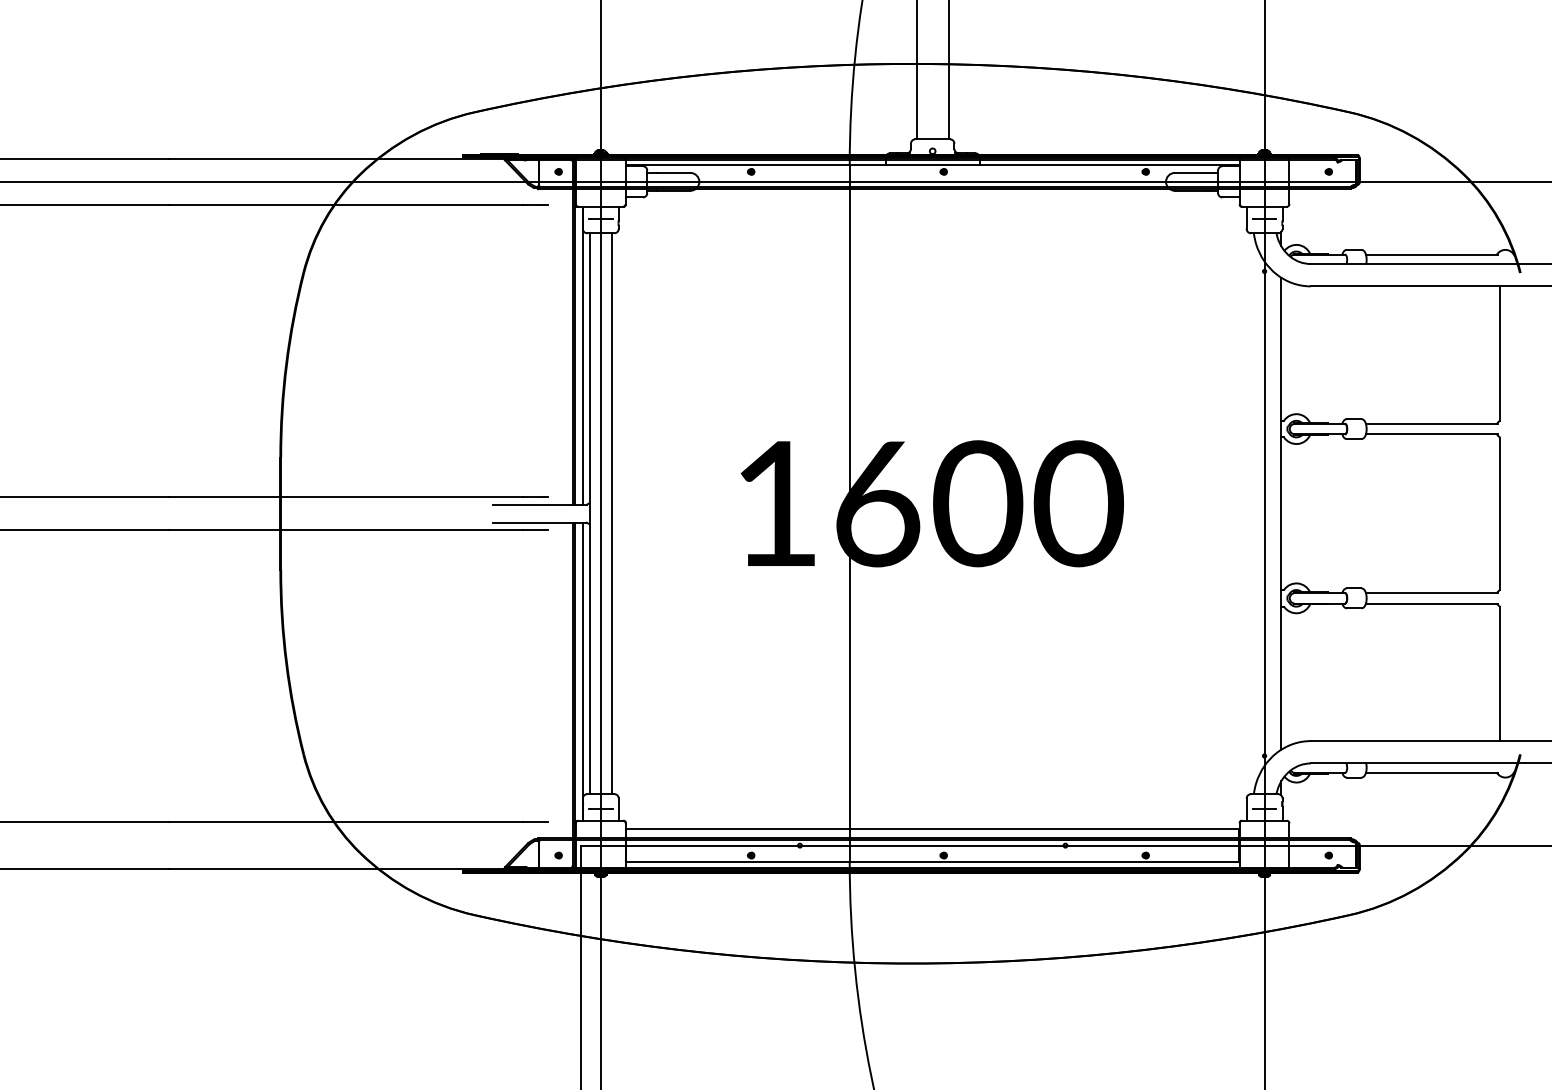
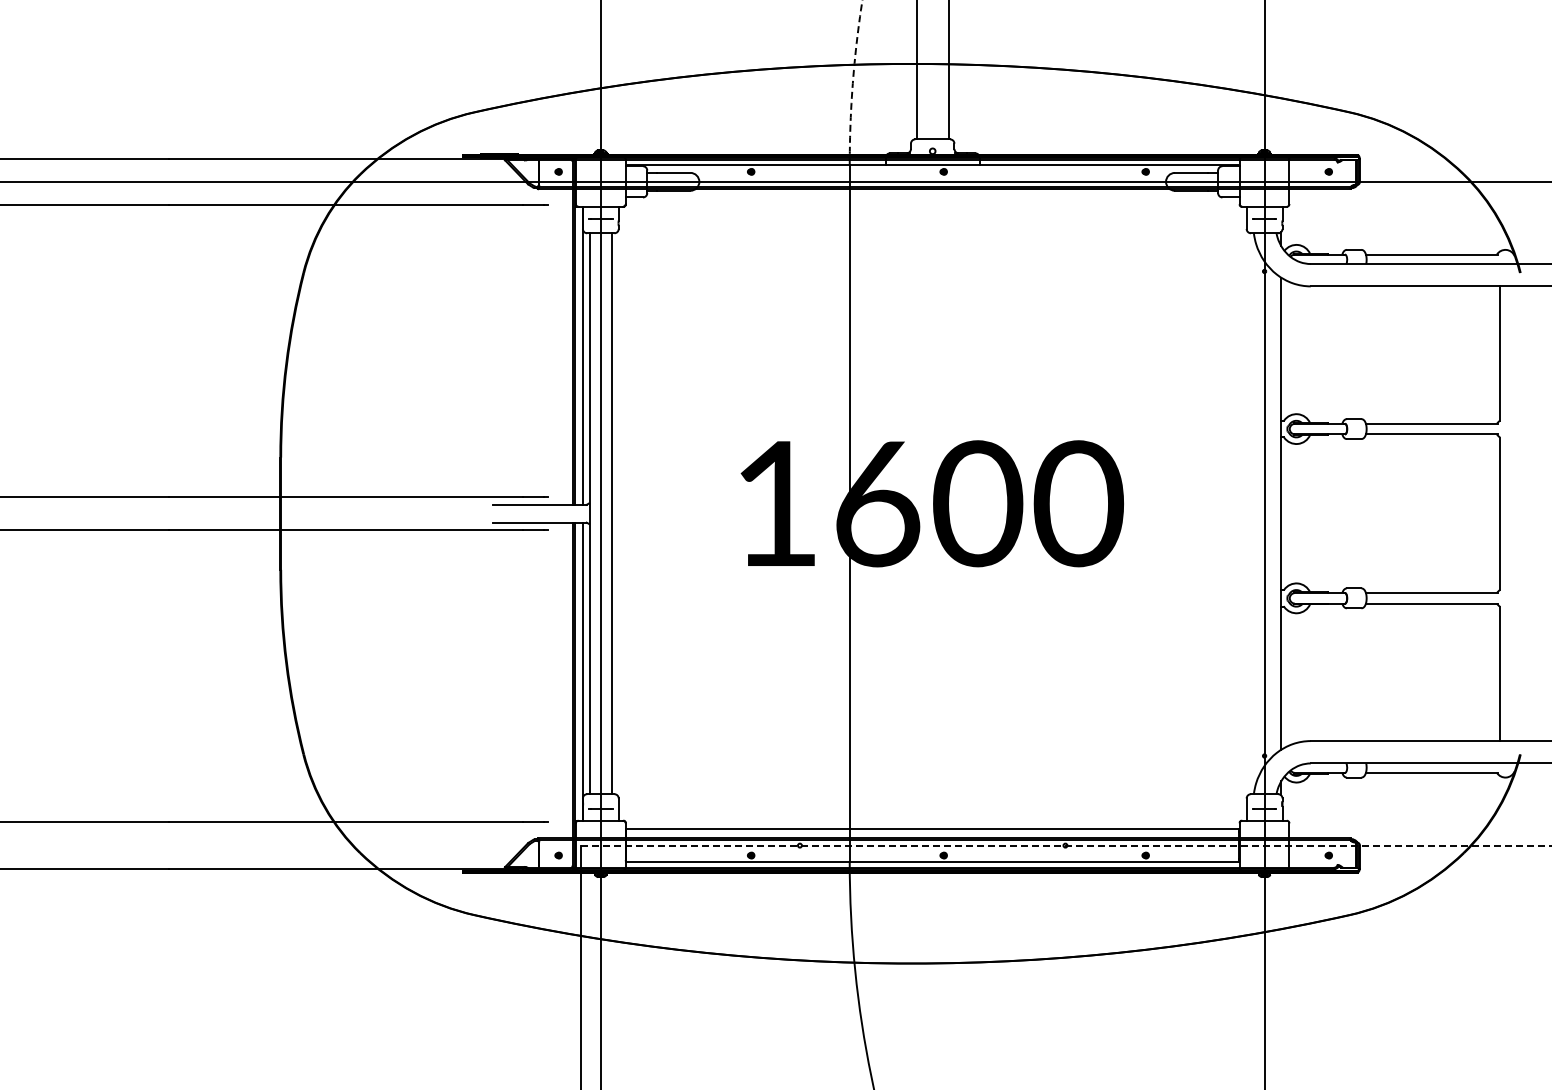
arc: solid -> dashed (852, 83)
line: solid -> dashed (1066, 845)
